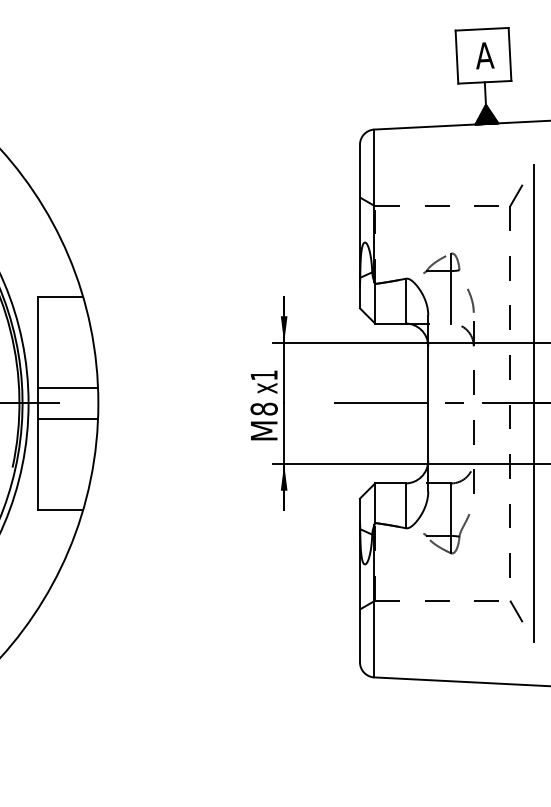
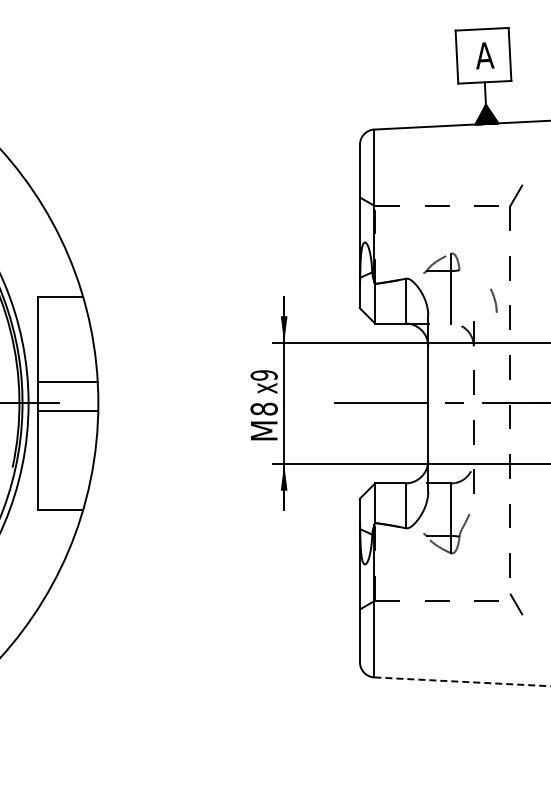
curve position: (470, 299) -> (493, 299) (493, 299)
text: x1 -> x9 (263, 375)
line position: (67, 388) -> (67, 382) (67, 382)
line: present -> none (534, 403)
line position: (67, 418) -> (67, 410) (67, 410)
line position: (516, 611) -> (516, 604) (516, 604)
line: solid -> dashed (463, 681)
